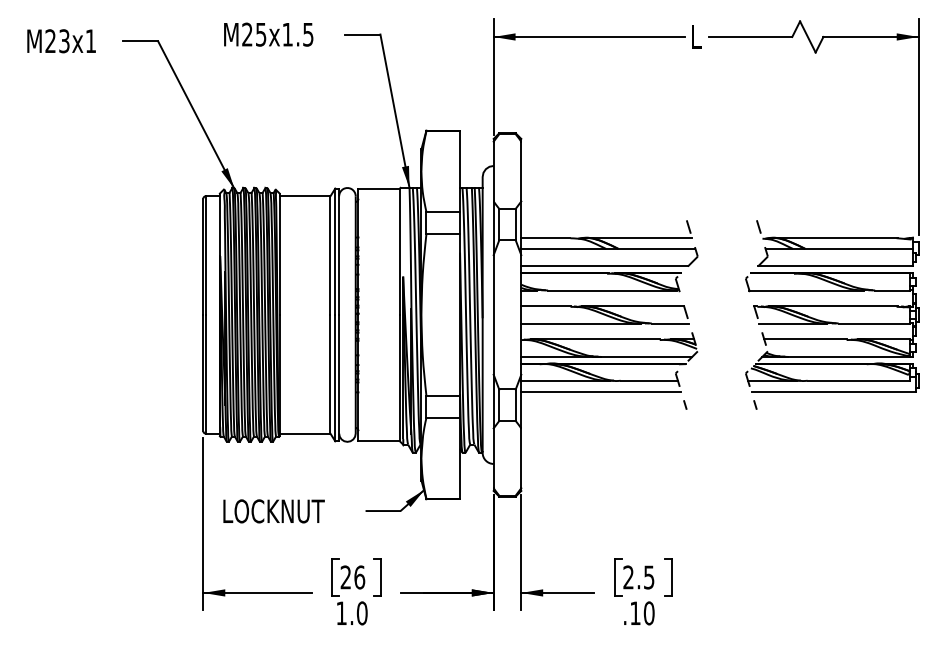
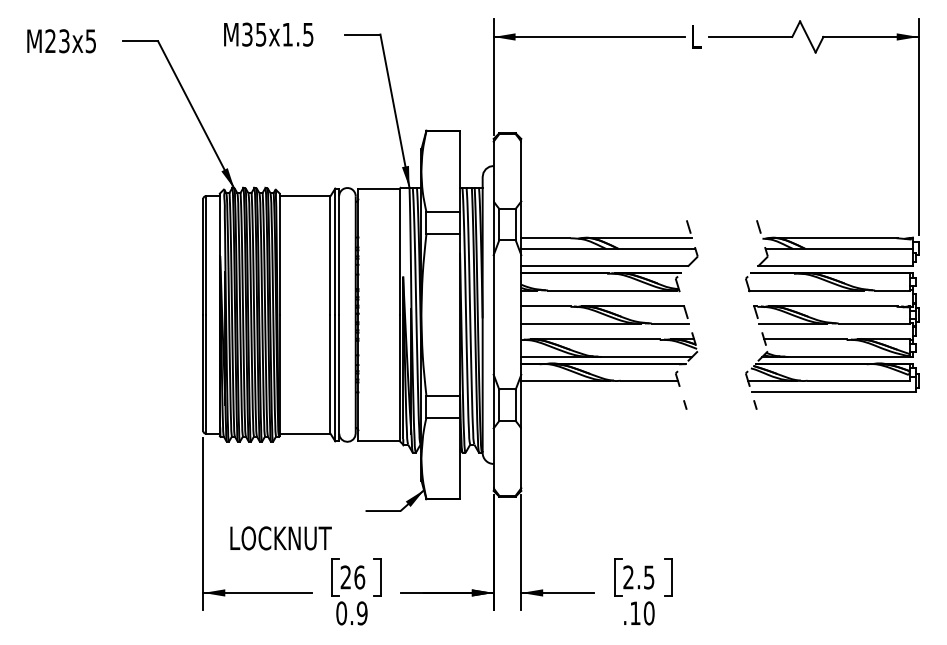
text: M25x1.5 -> M35x1.5 (247, 34)
text: M23x1 -> M23x5 (90, 41)
line: present -> none (601, 392)
text position: (273, 511) -> (280, 538) (280, 538)
text: 1.0 -> 0.9 (351, 613)
